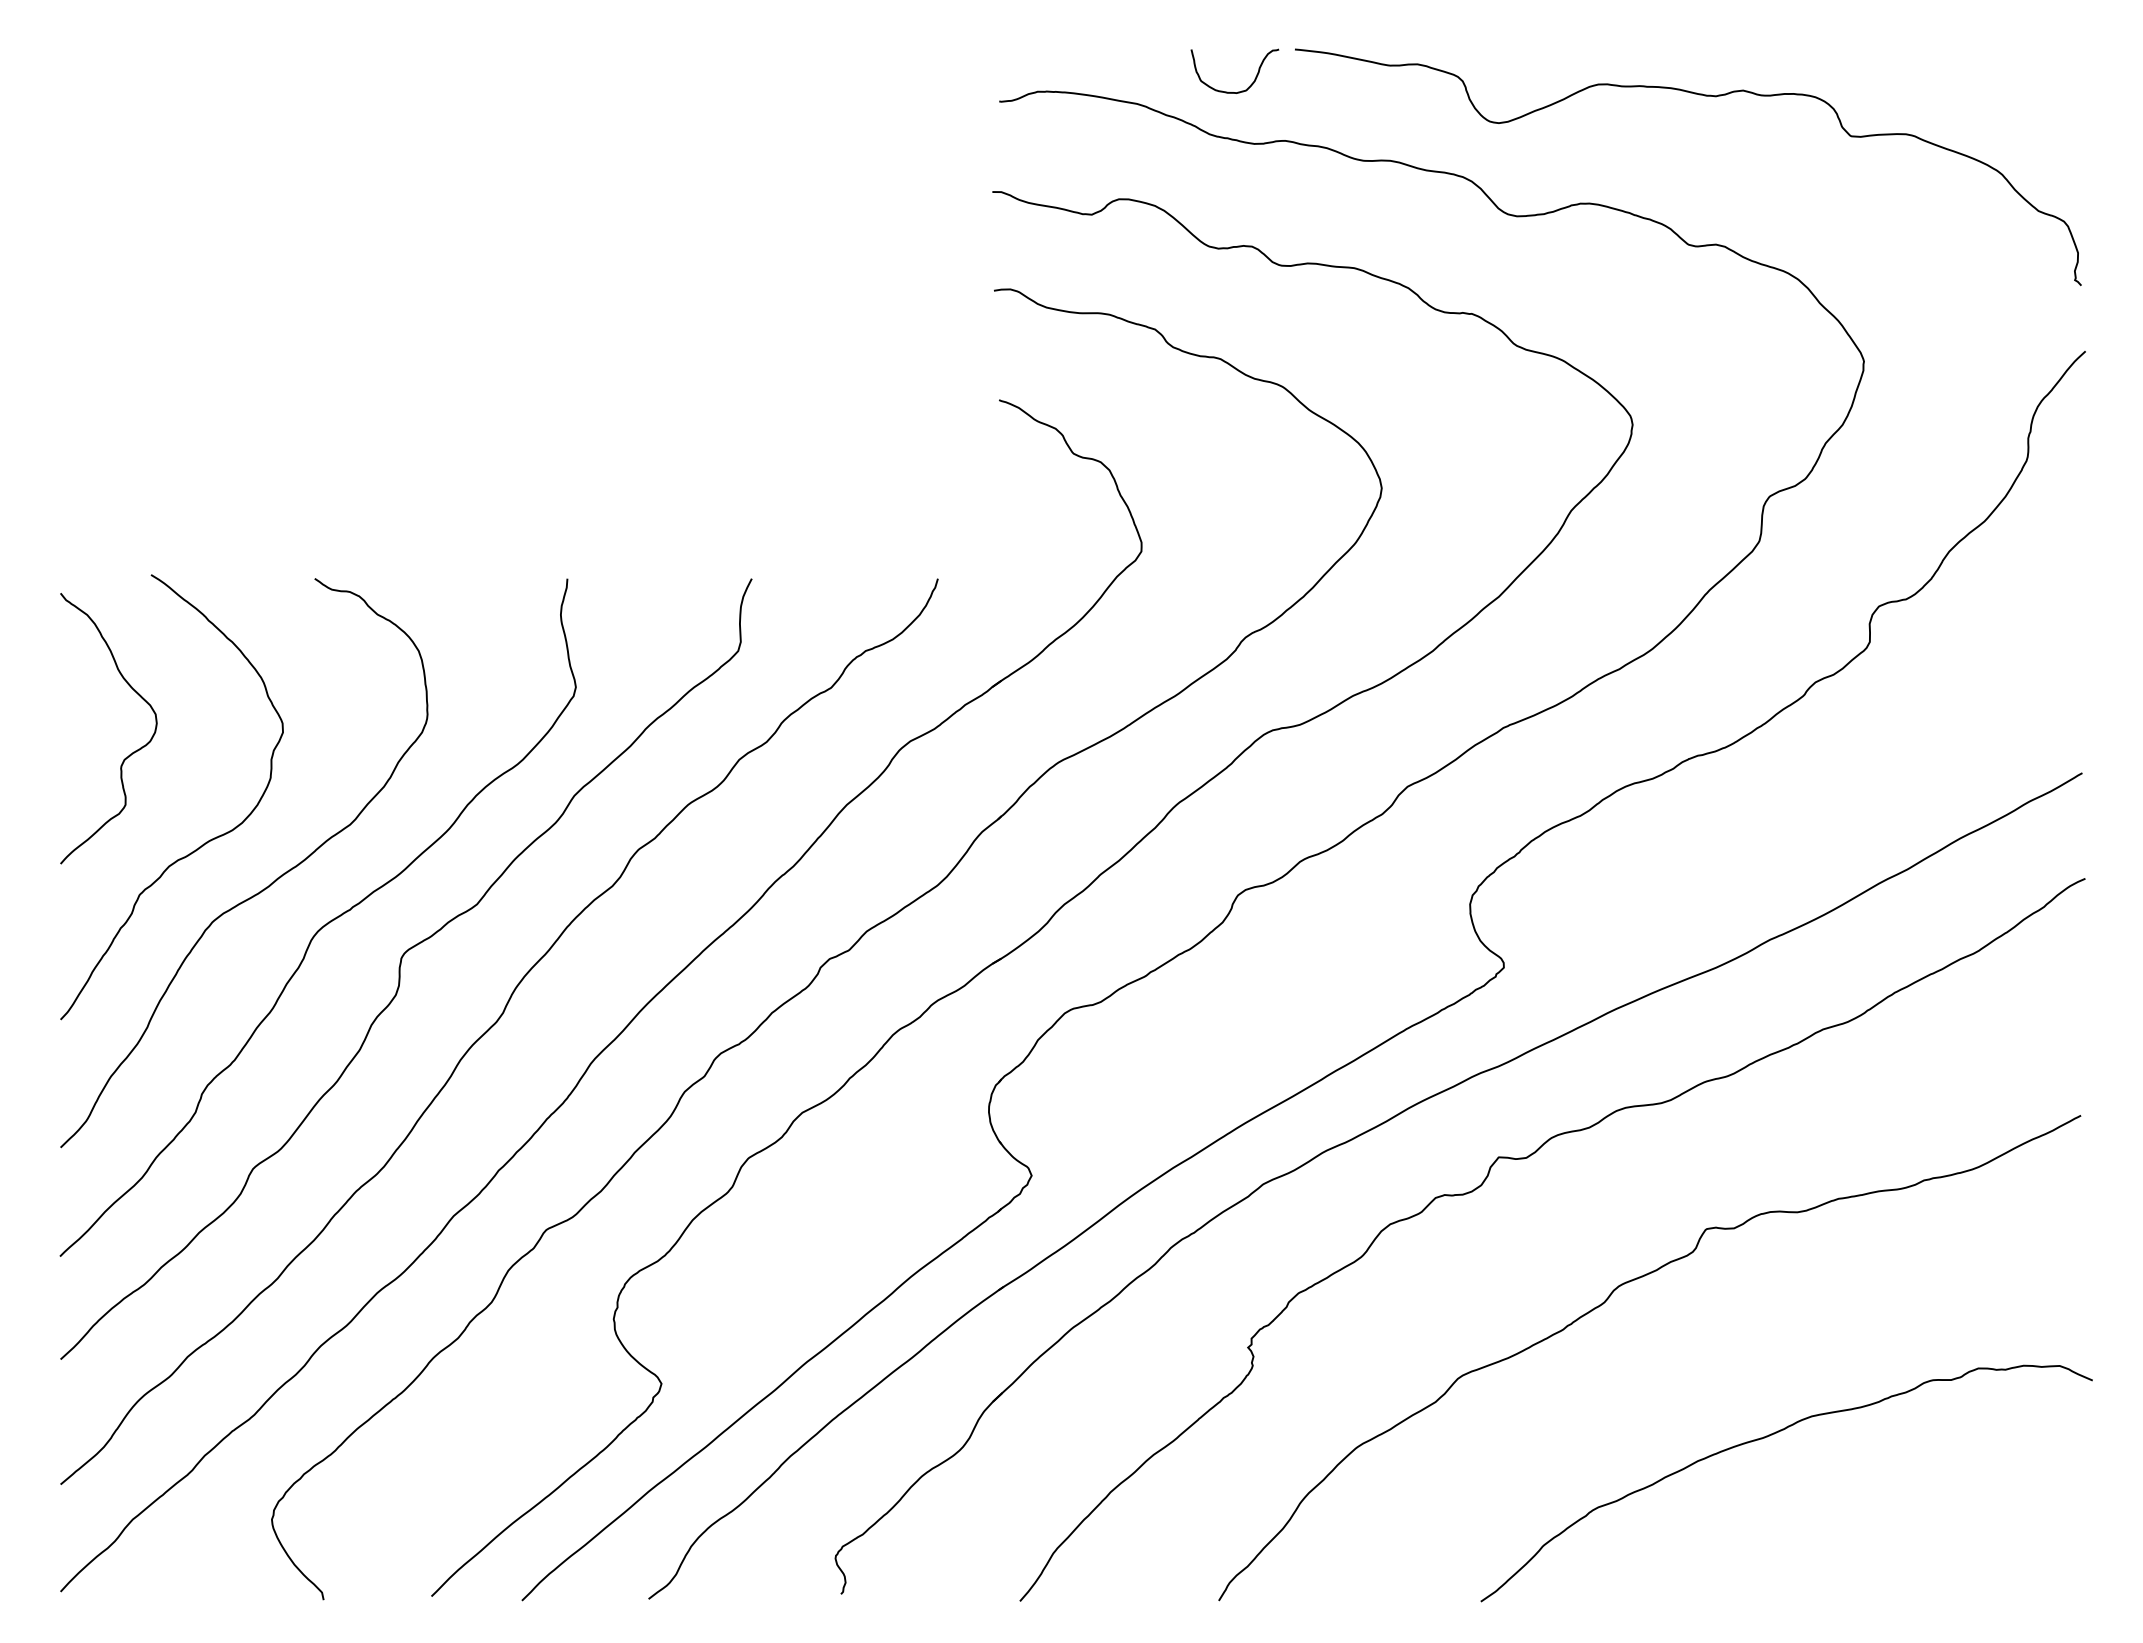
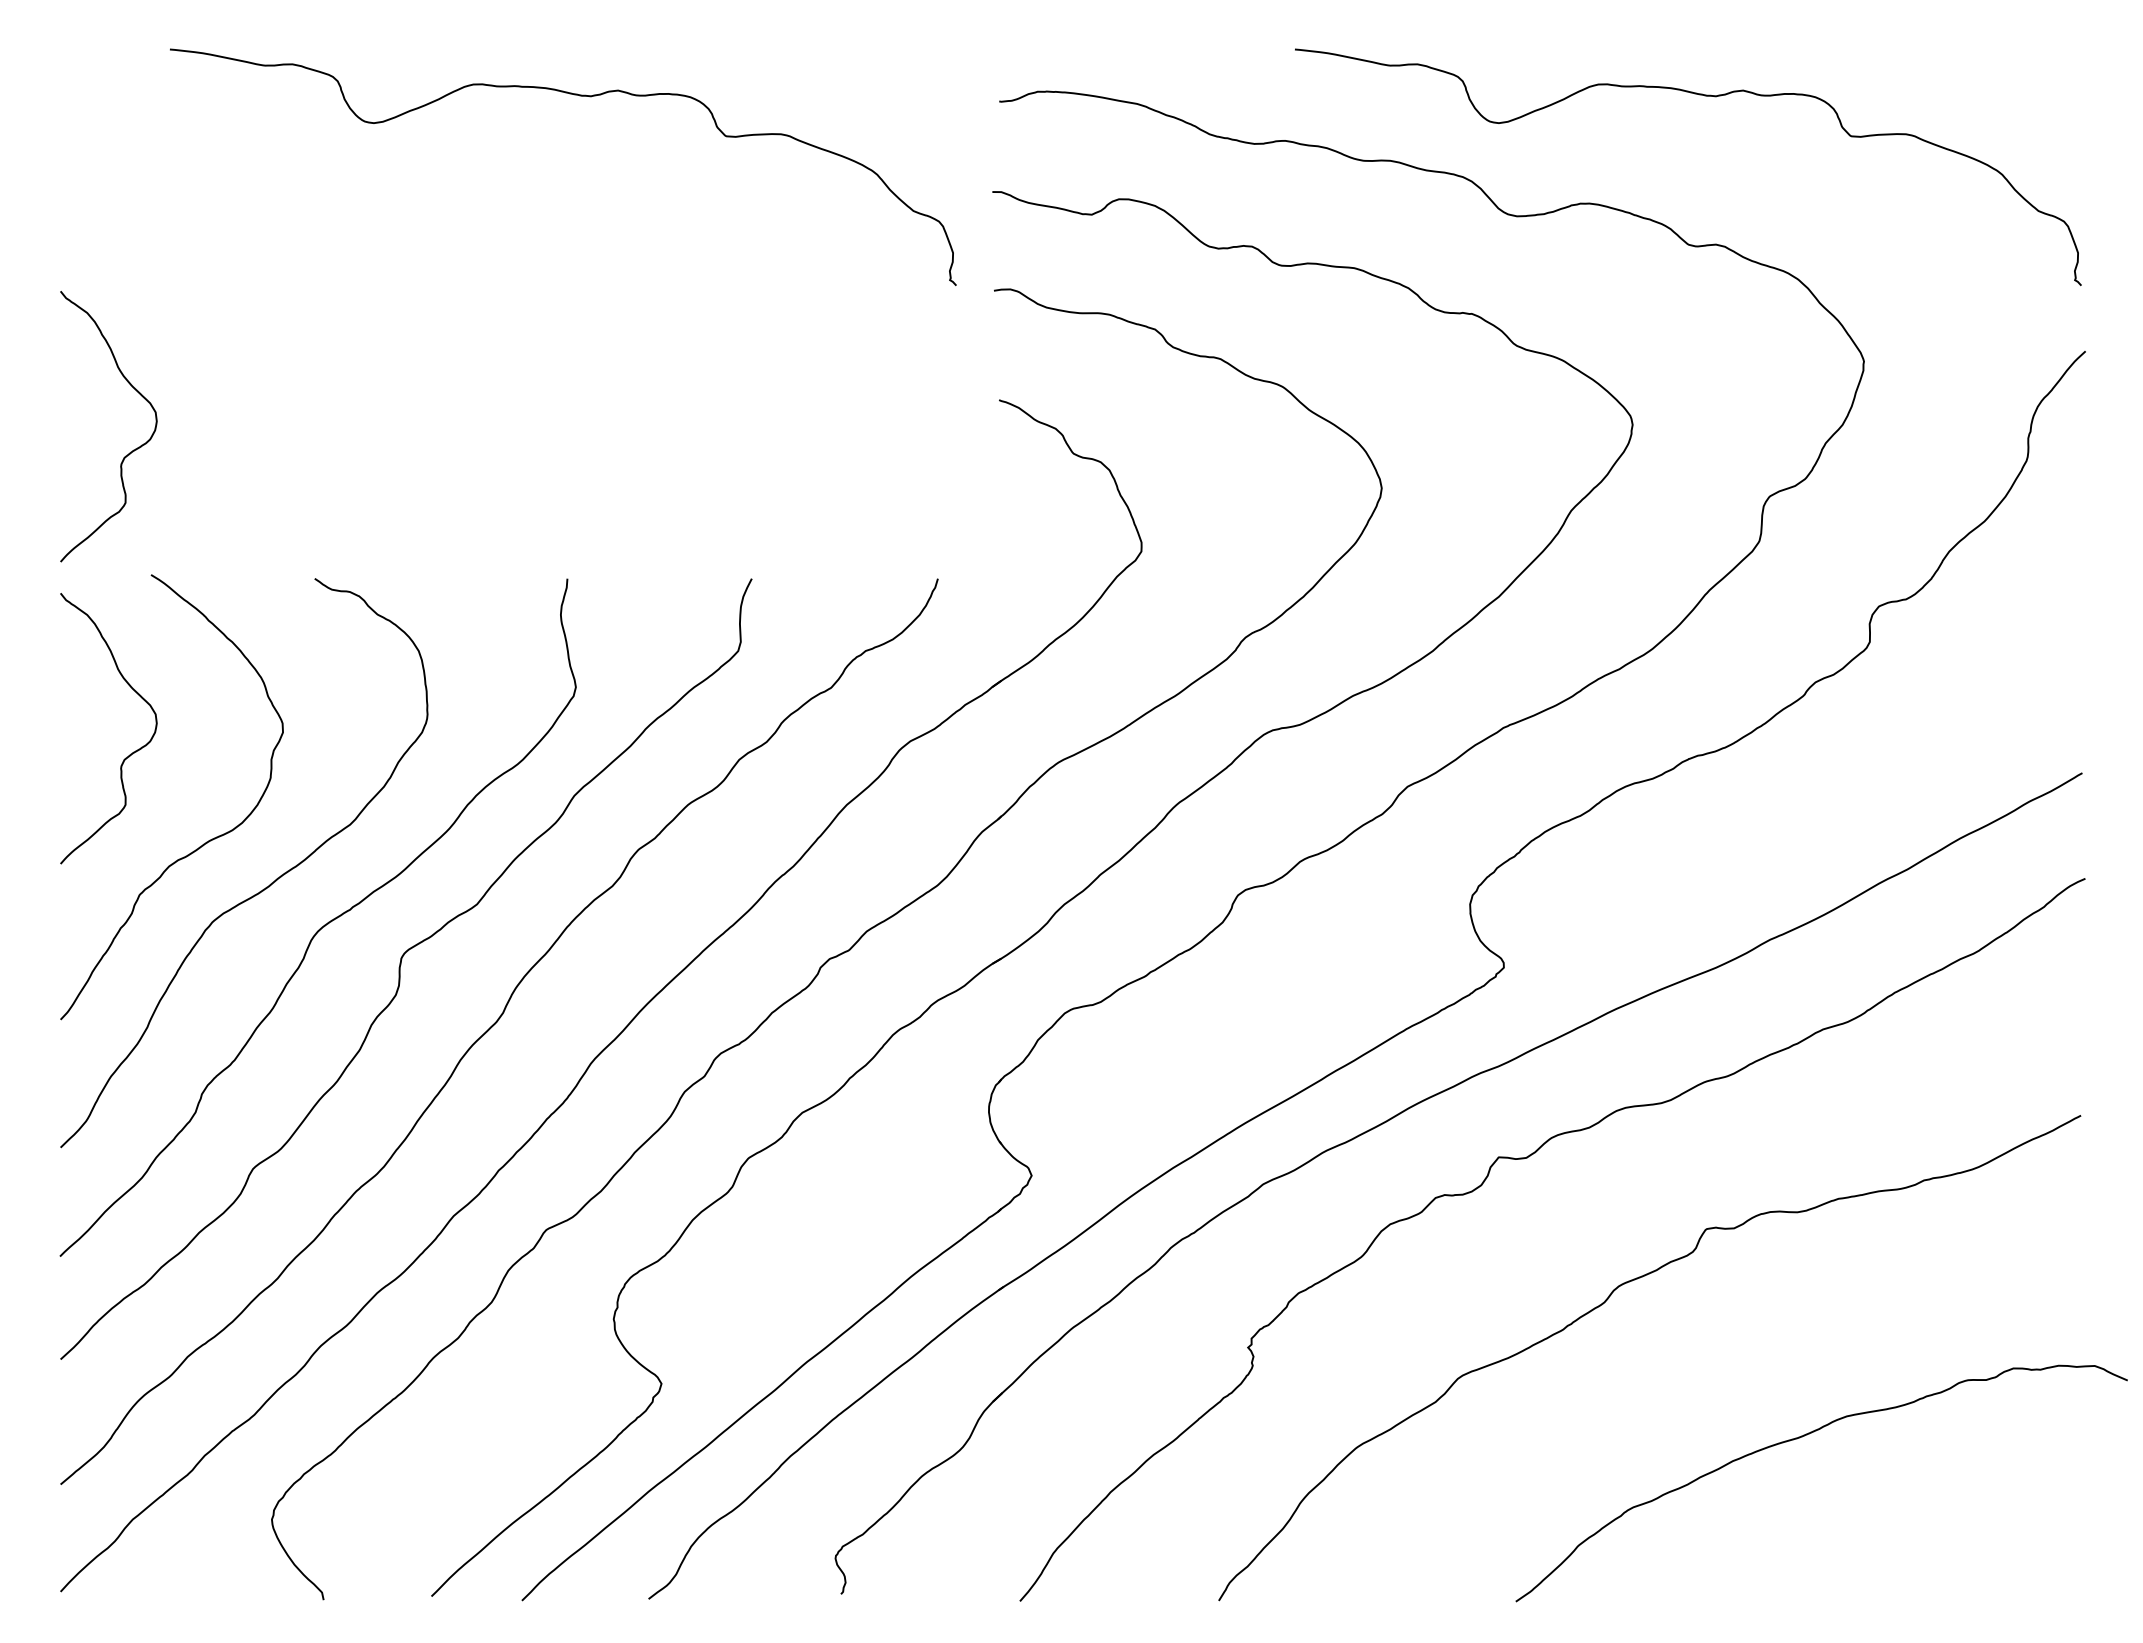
curve: present -> none (1241, 90)
curve: none -> present (579, 96)
curve: none -> present (130, 451)
curve position: (1767, 1437) -> (1802, 1437) (1802, 1437)
